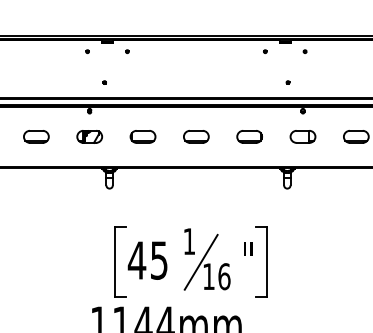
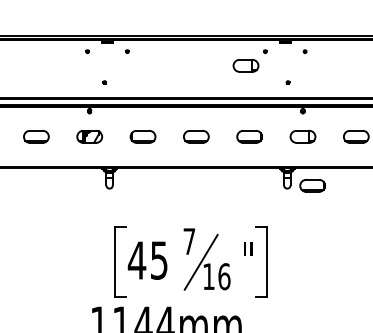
part: none -> present (245, 65)
part: none -> present (312, 185)
text: 1 -> 7 (189, 241)
